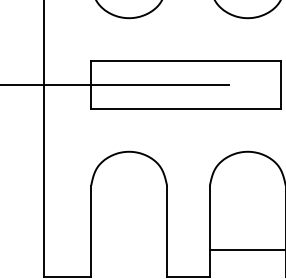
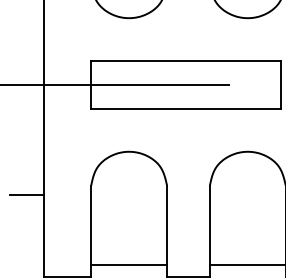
line: none -> present (26, 195)
line position: (245, 250) -> (245, 265) (245, 265)
line: none -> present (129, 265)
